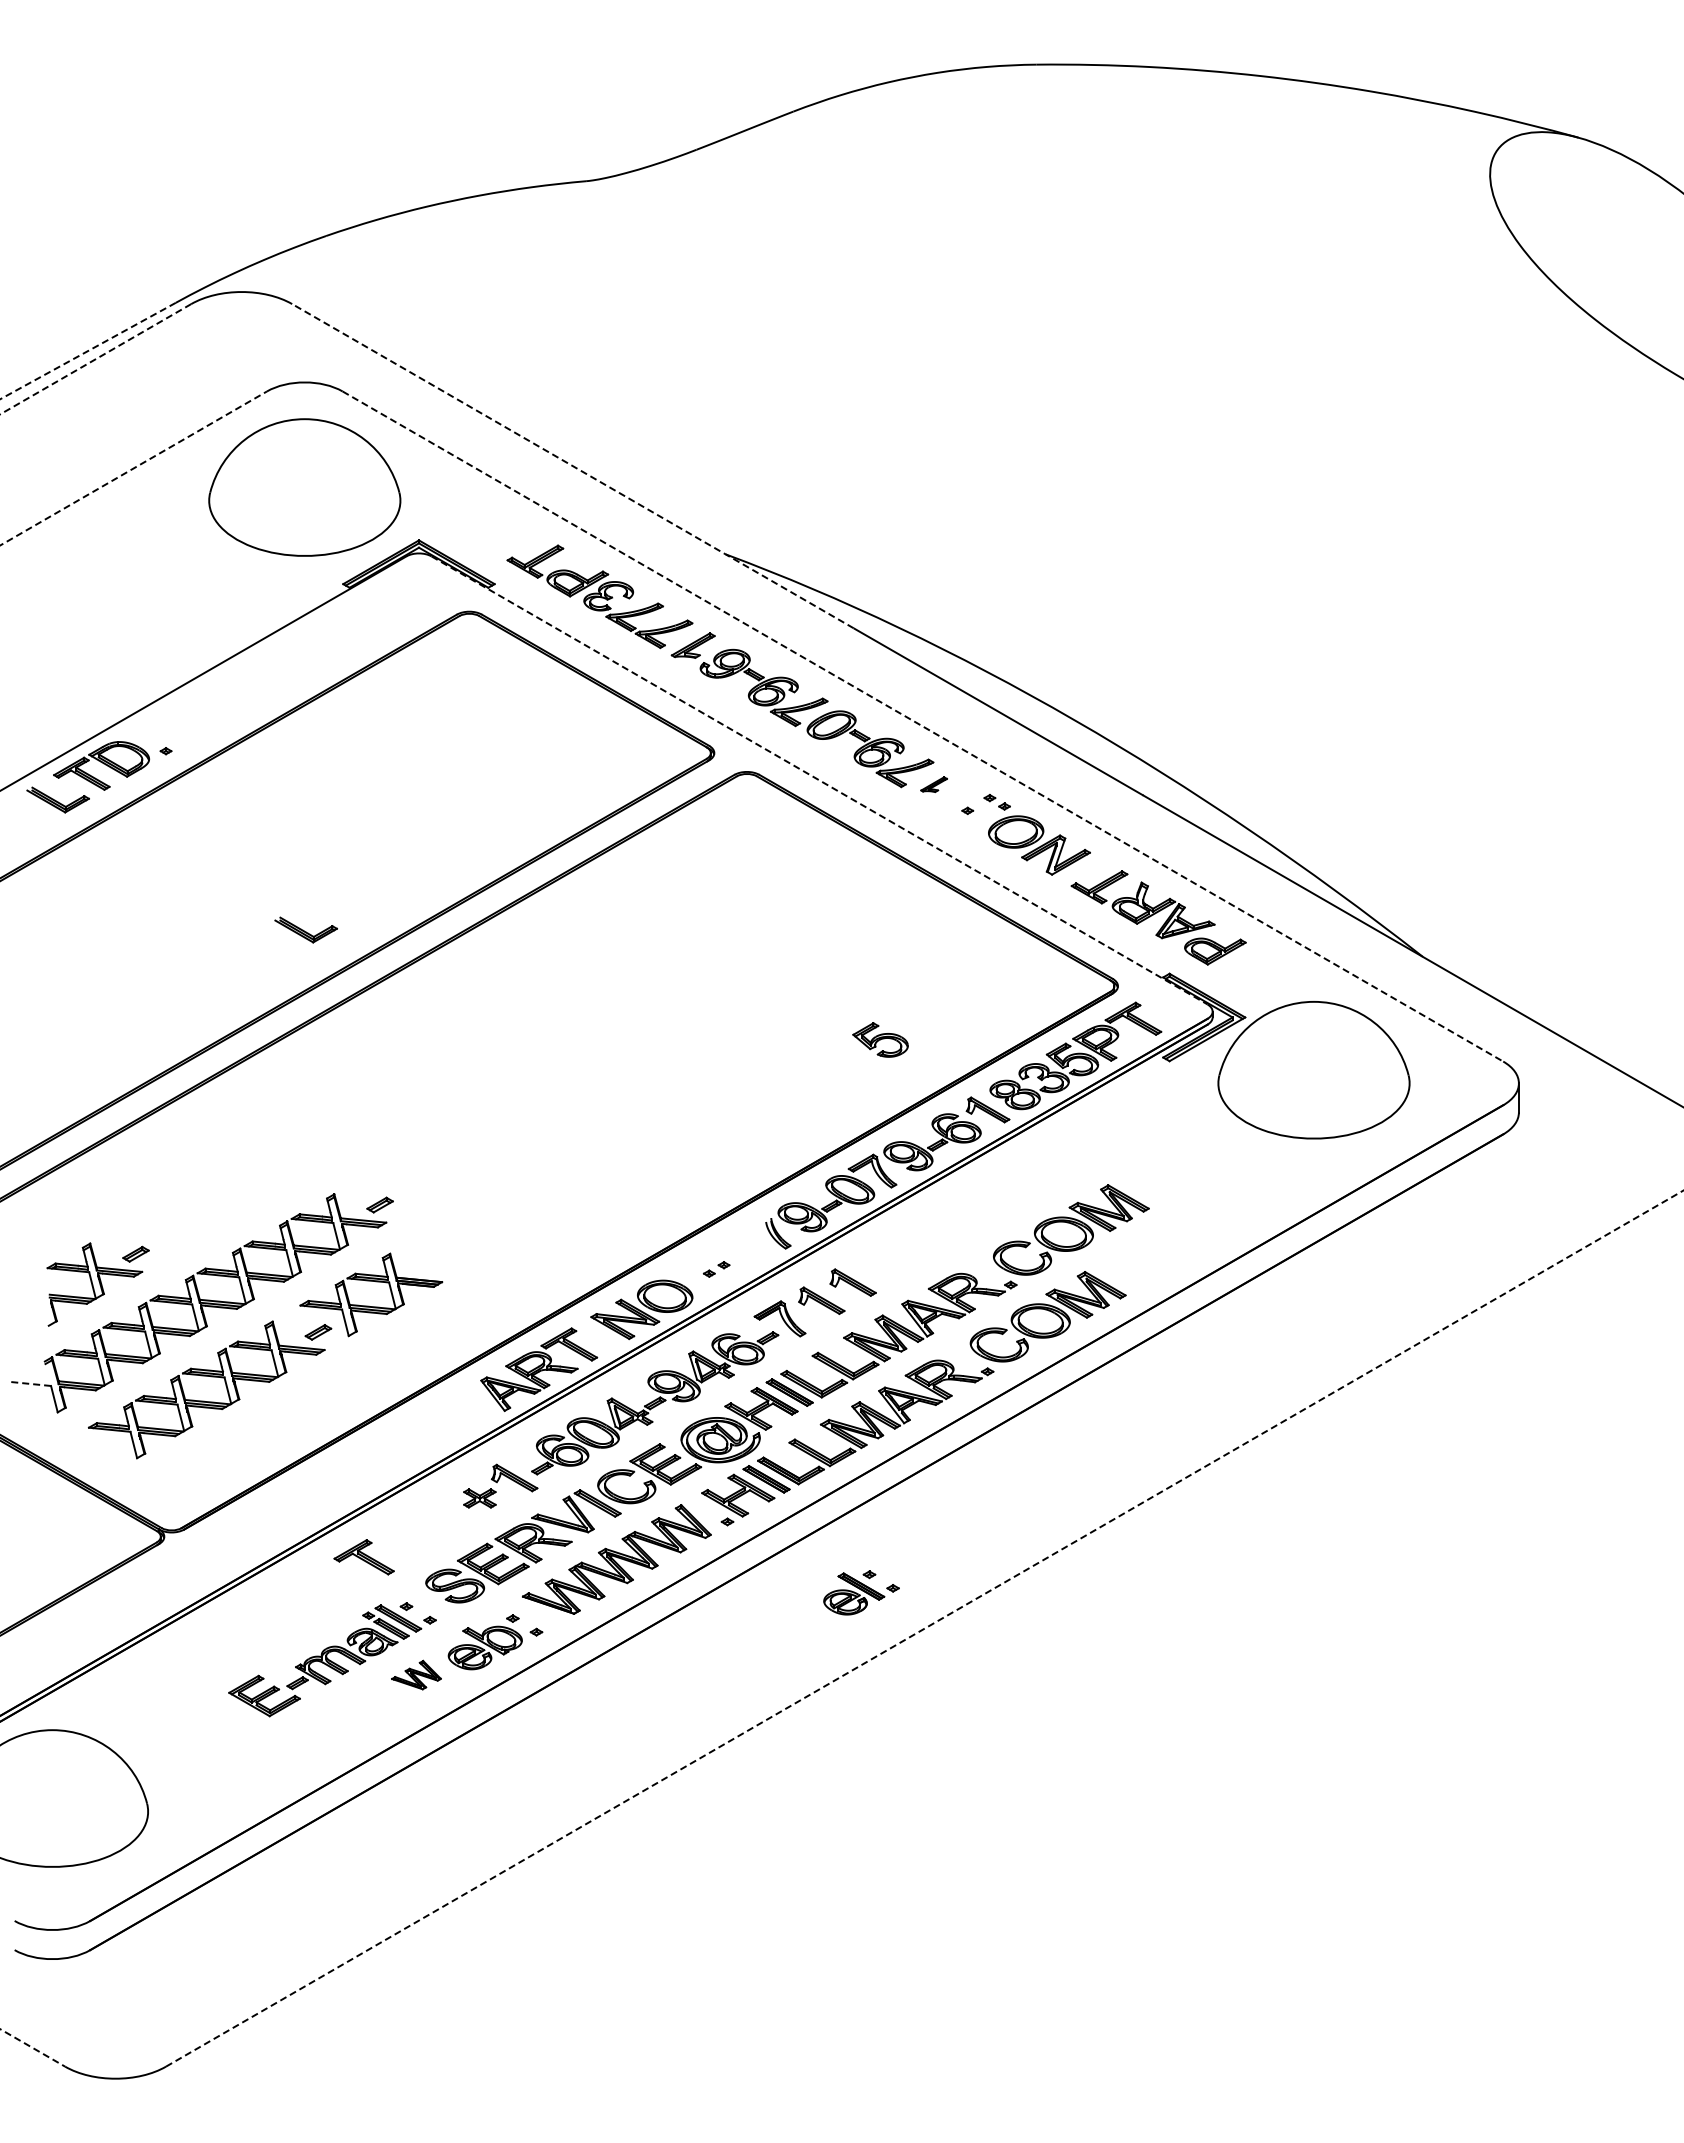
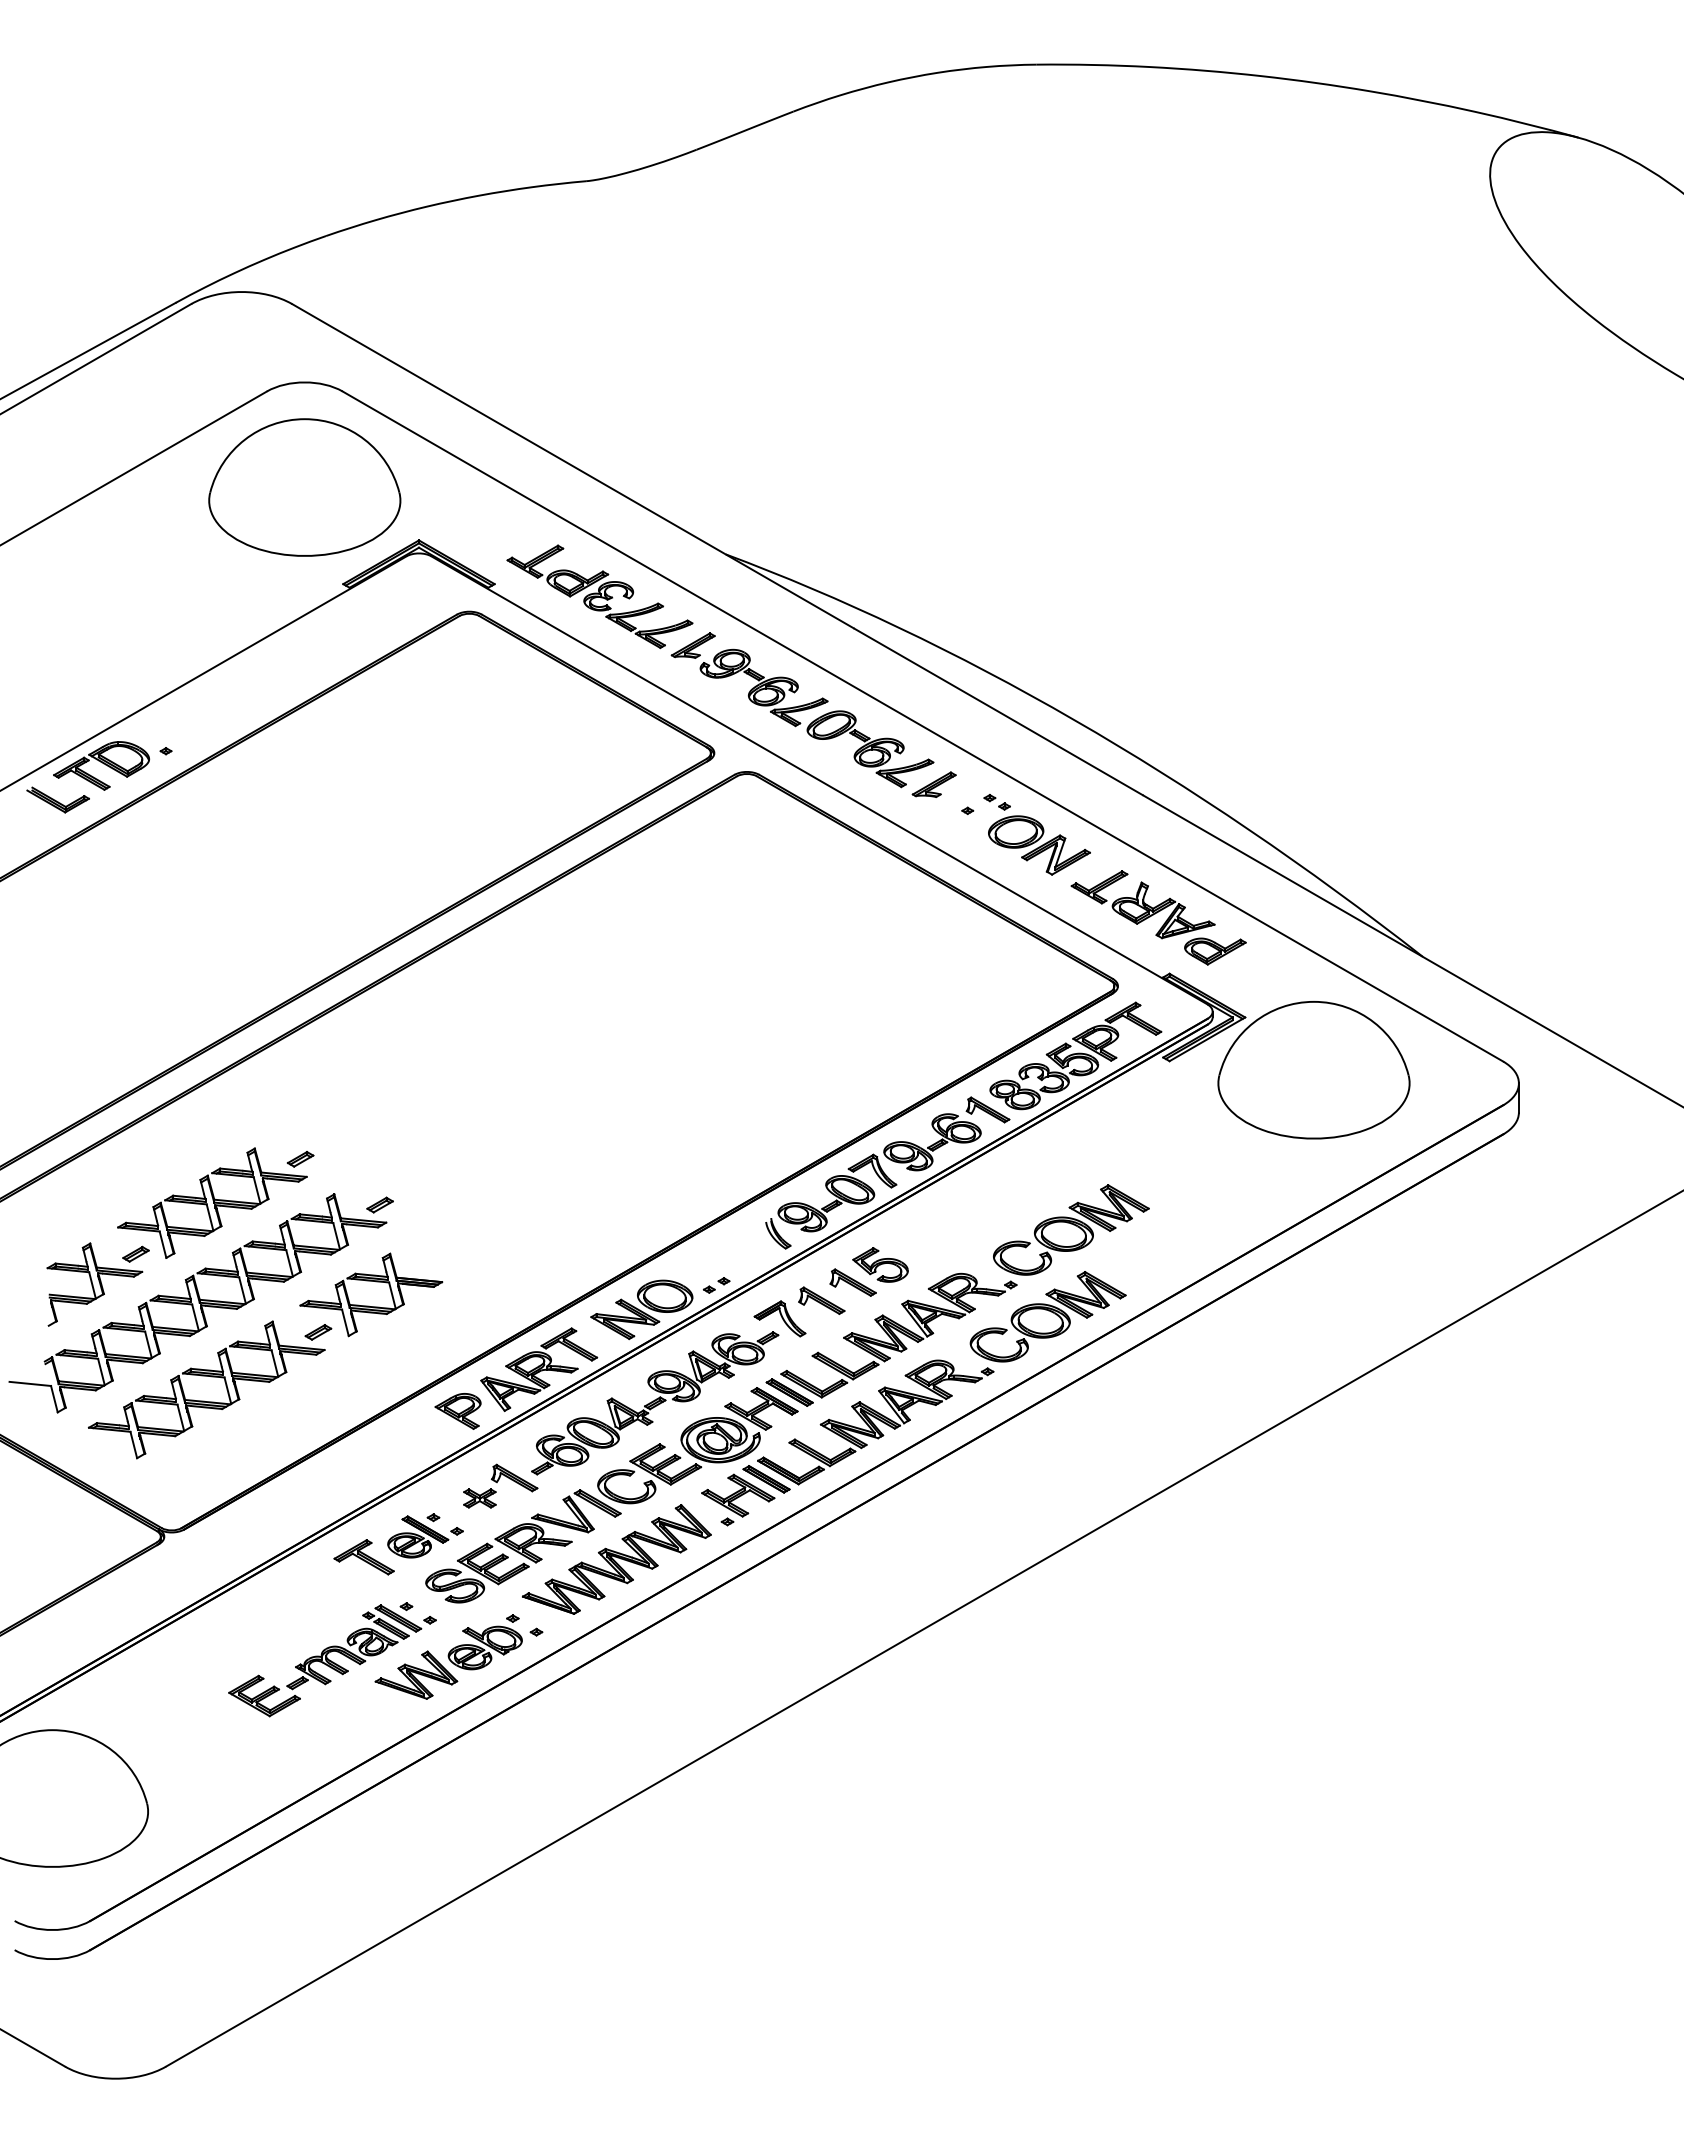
line: dashed -> solid (88, 350)
line: dashed -> solid (96, 359)
line: dashed -> solid (572, 465)
line: dashed -> solid (133, 468)
line: dashed -> solid (923, 726)
line: dashed -> solid (819, 780)
part size: 28x17 px -> 46x27 px (933, 784)
part: present -> none (305, 929)
part position: (880, 1039) -> (880, 1264) (880, 1264)
part: none -> present (215, 1202)
part position: (716, 1269) -> (716, 1285) (716, 1285)
line: dashed -> solid (30, 1383)
part: none -> present (457, 1411)
part position: (861, 1592) -> (425, 1535) (425, 1535)
line: dashed -> solid (925, 1628)
part size: 51x32 px -> 85x50 px (416, 1674)
line: dashed -> solid (33, 2048)
